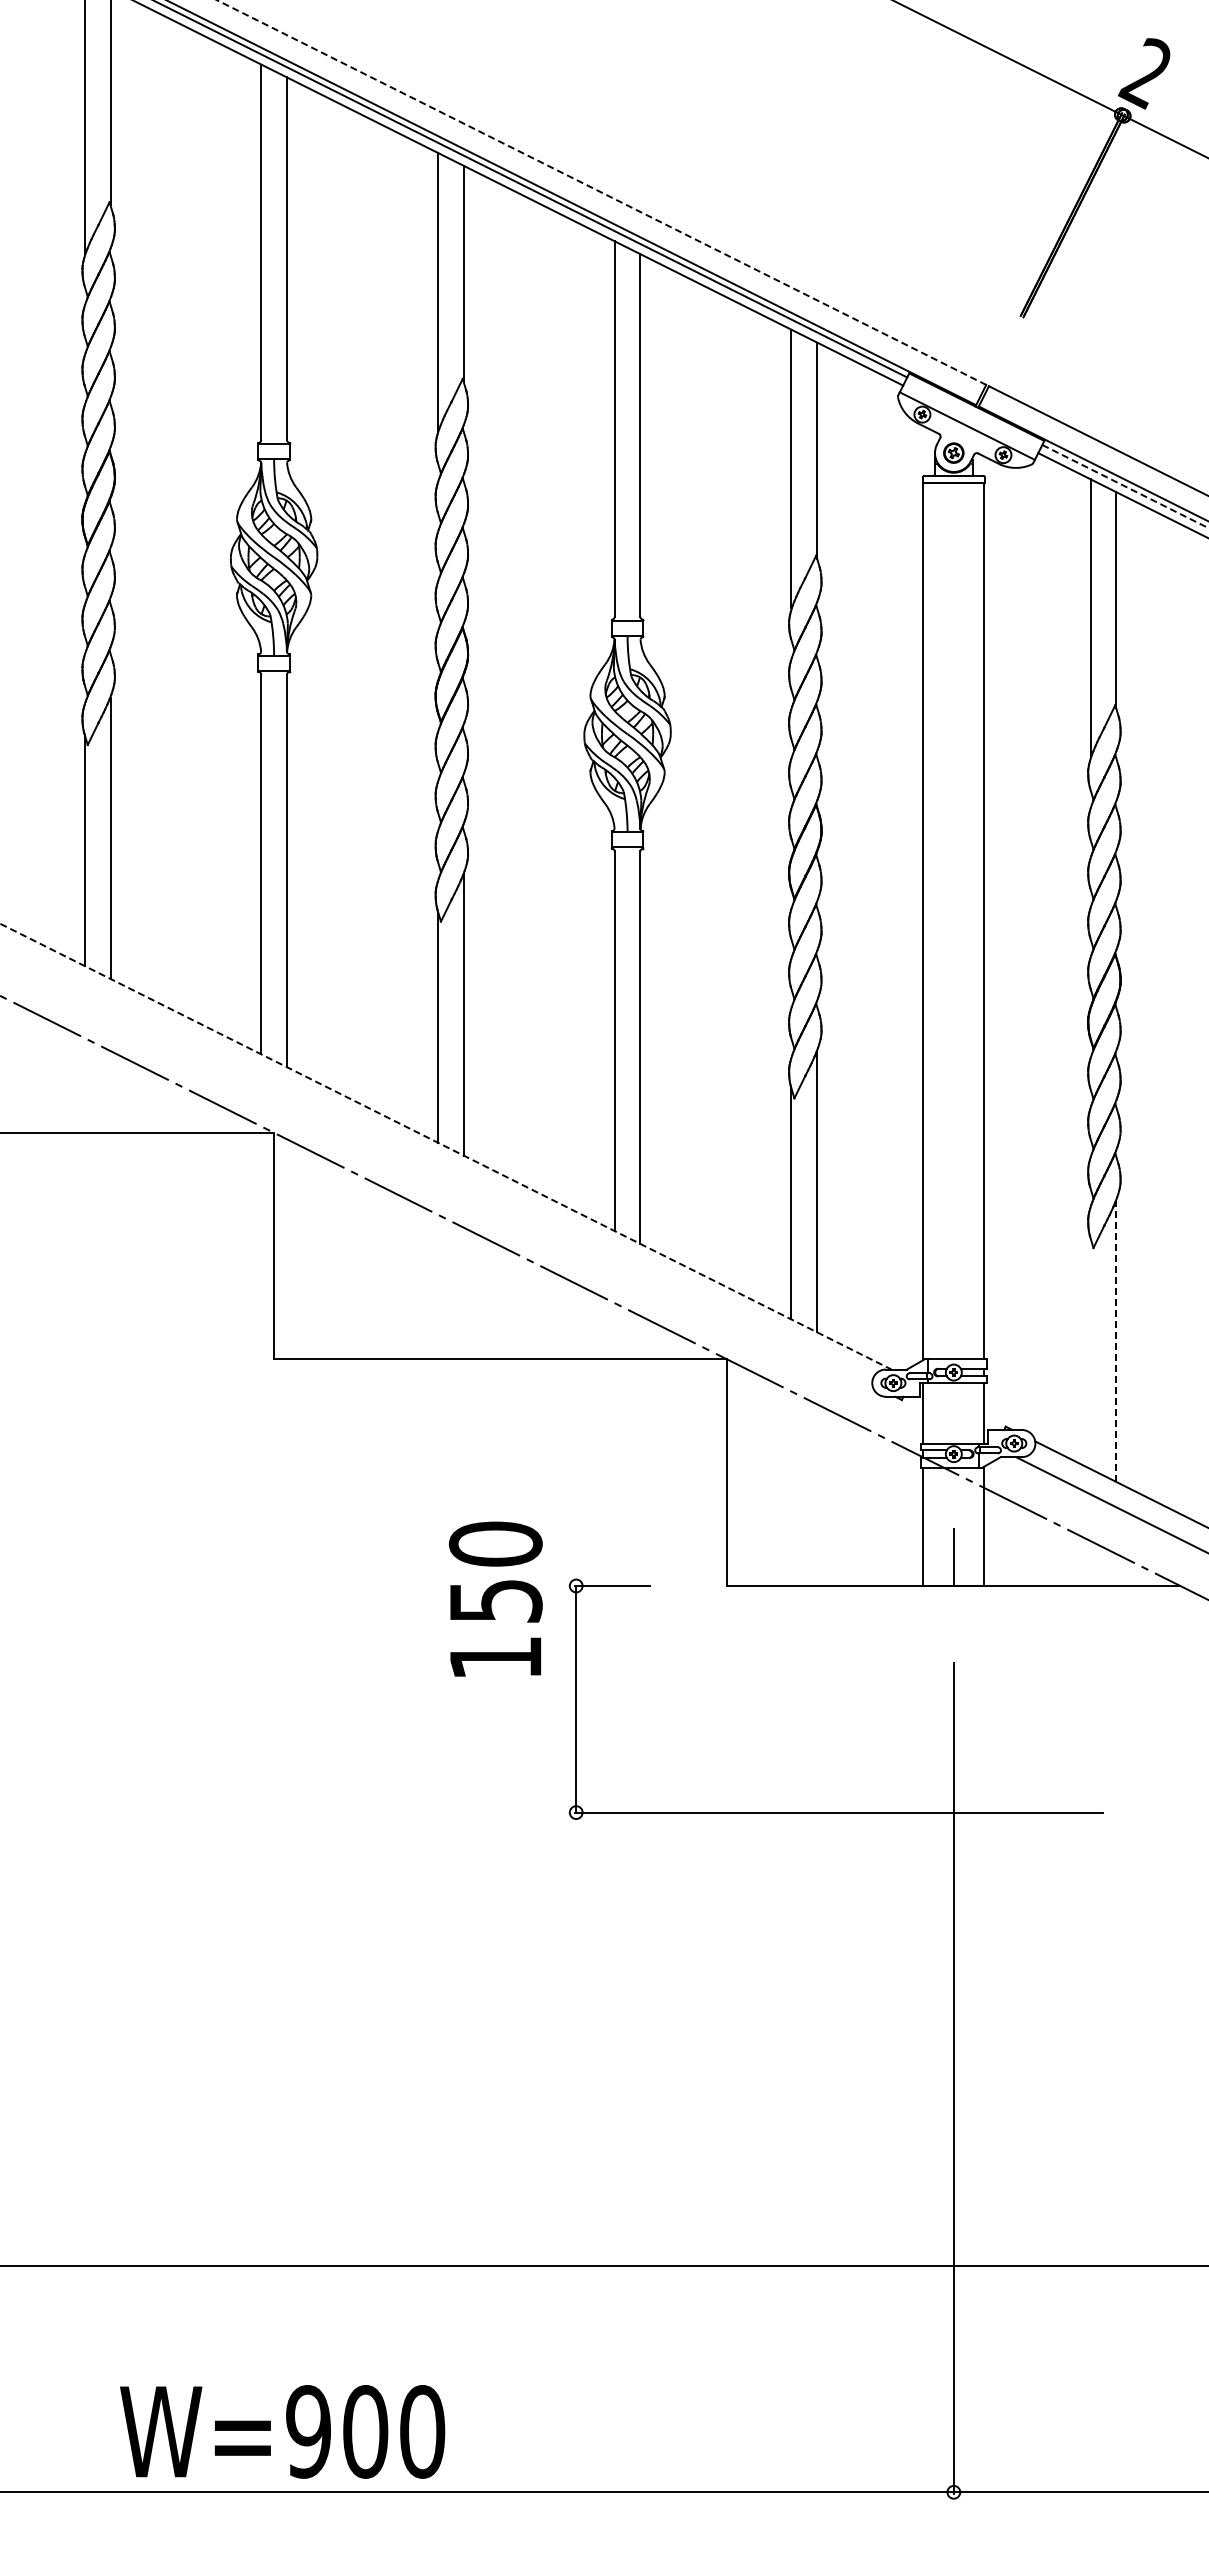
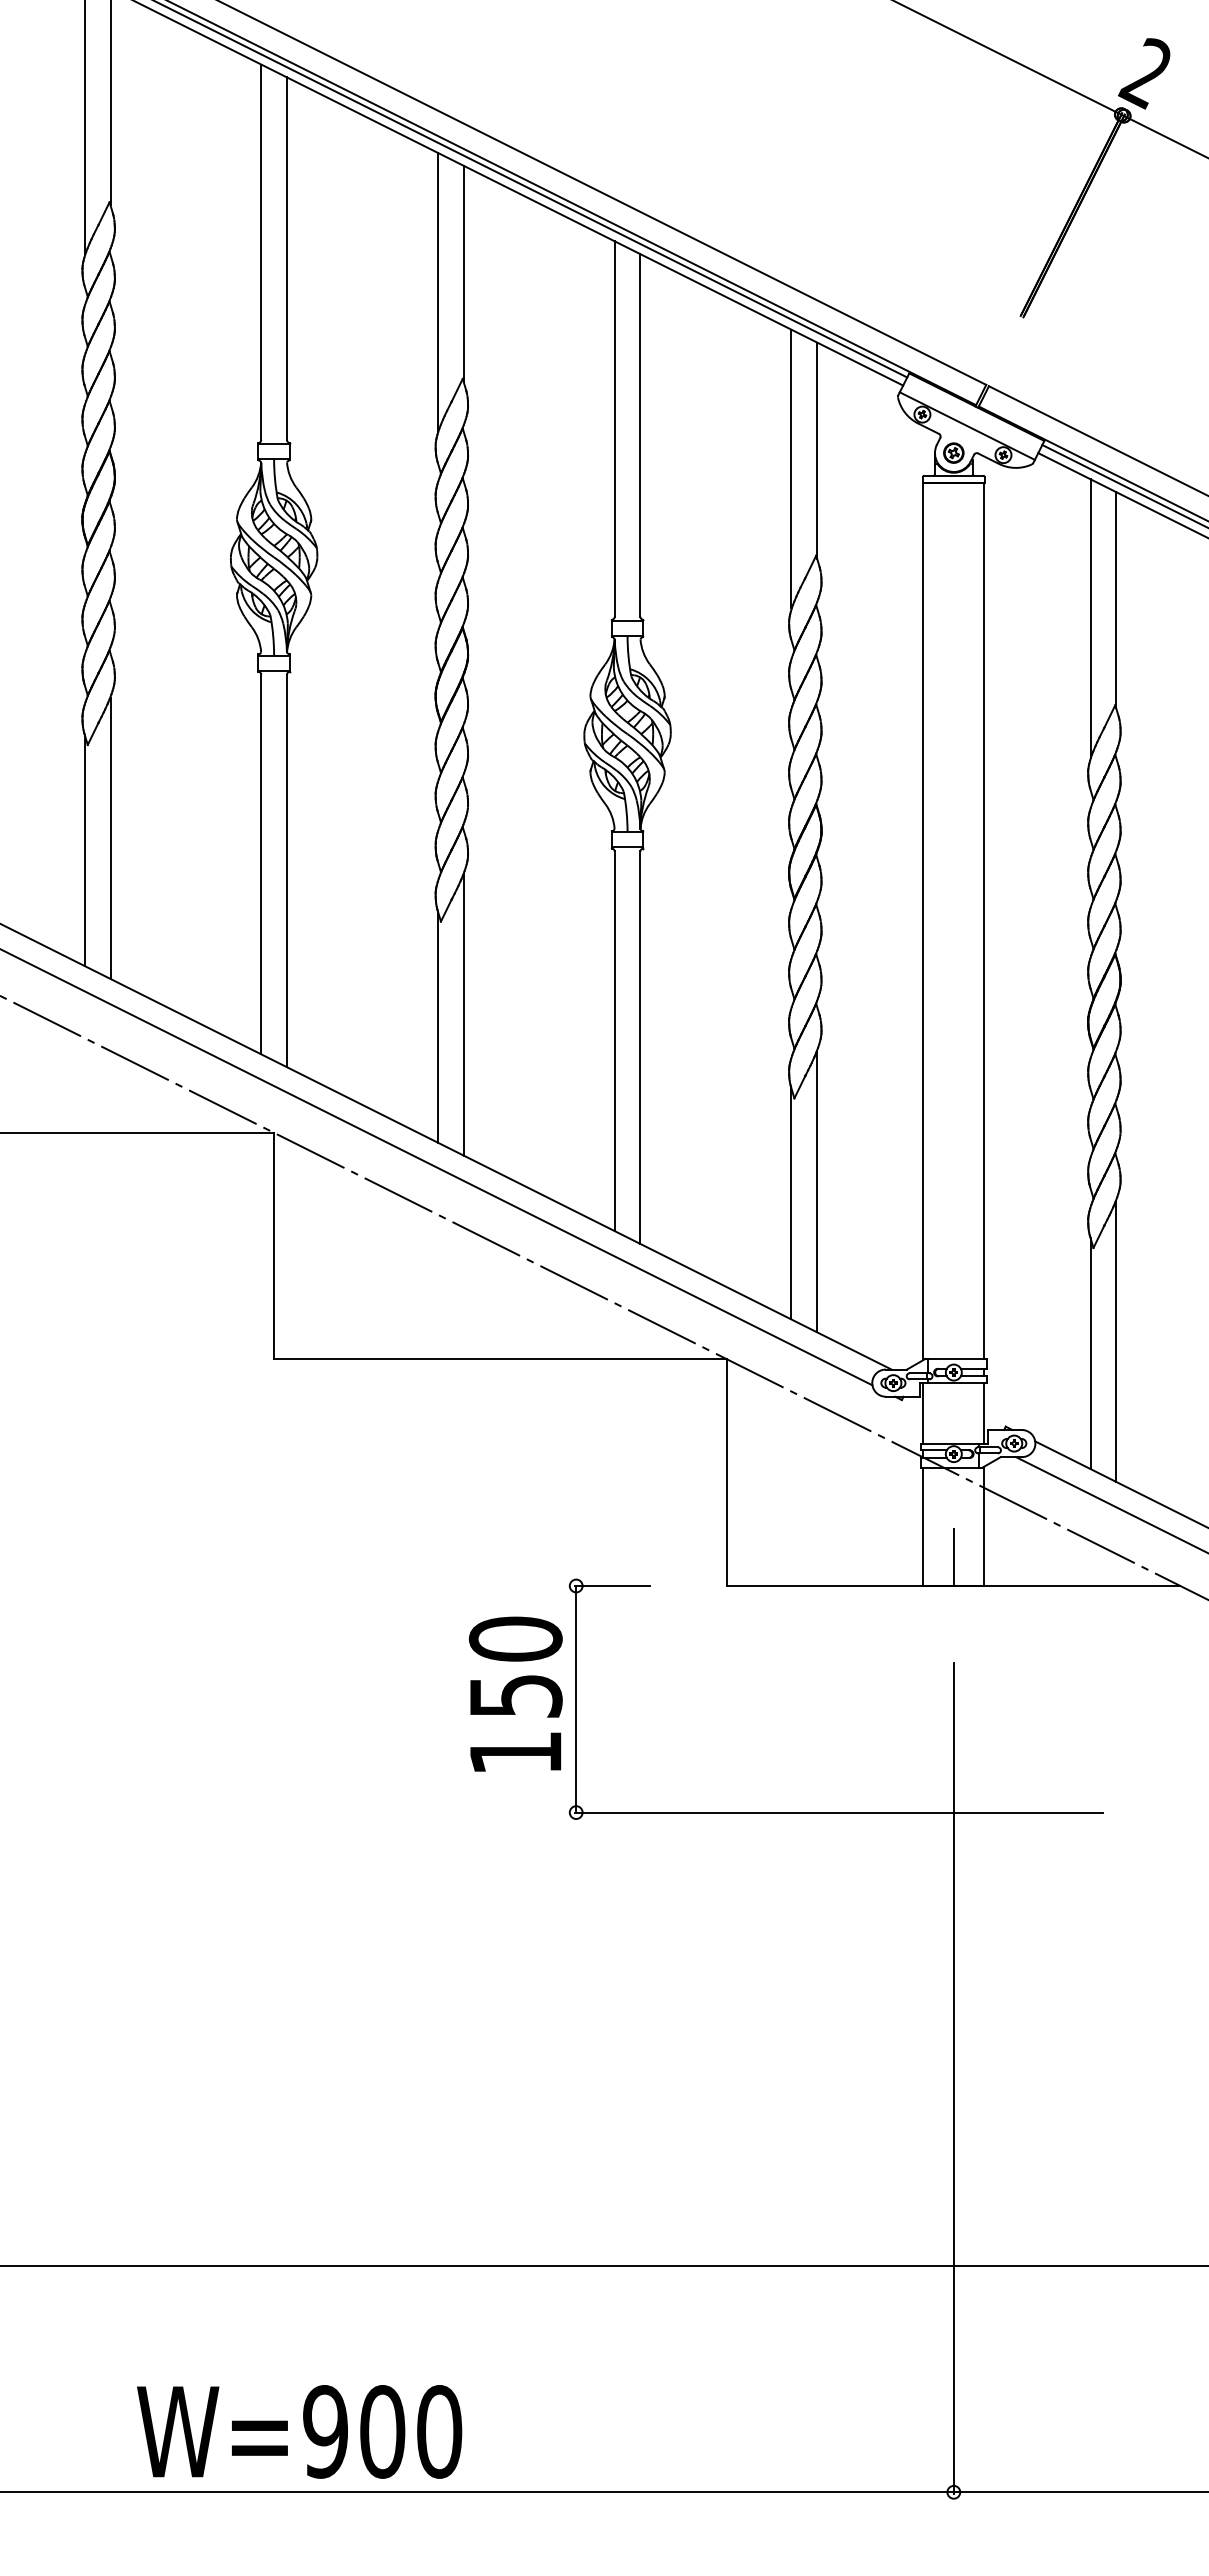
line: dashed -> solid (601, 192)
line: dashed -> solid (1125, 486)
line: dashed -> solid (446, 1146)
line: none -> present (437, 1167)
line: dashed -> solid (1116, 1341)
line: none -> present (1090, 1353)
text position: (495, 1598) -> (515, 1693) (515, 1693)
text position: (282, 2431) -> (299, 2431) (299, 2431)
